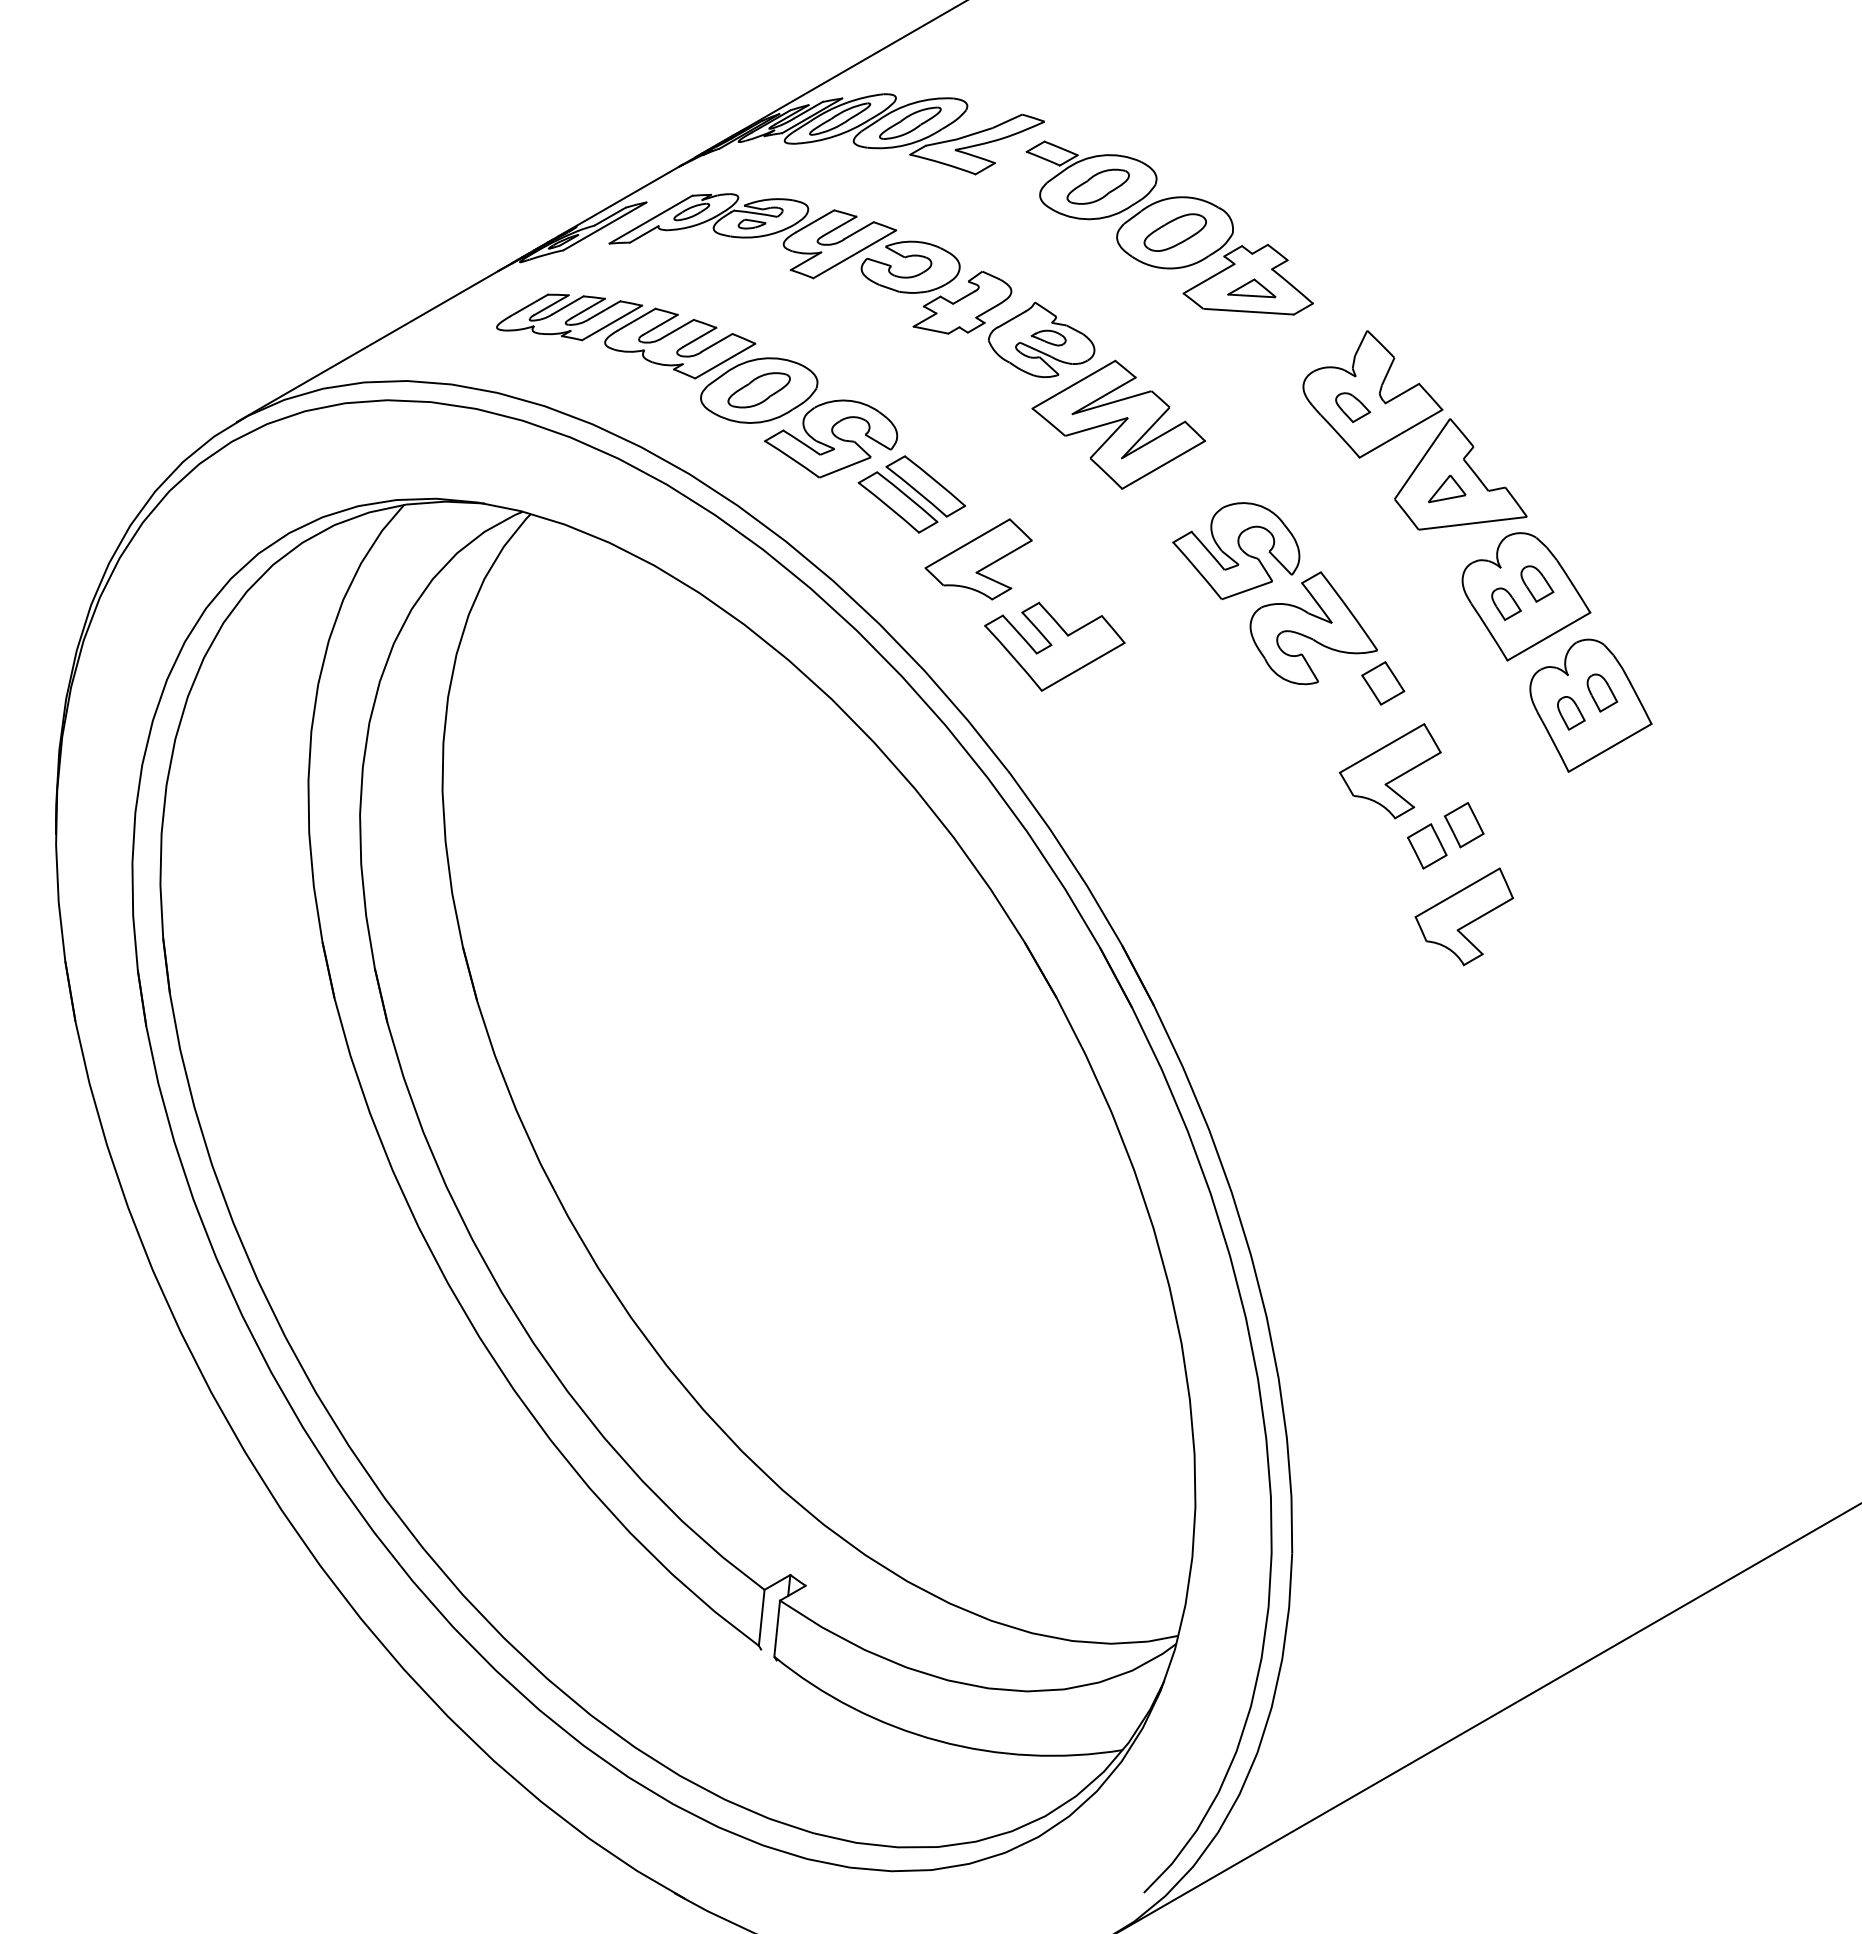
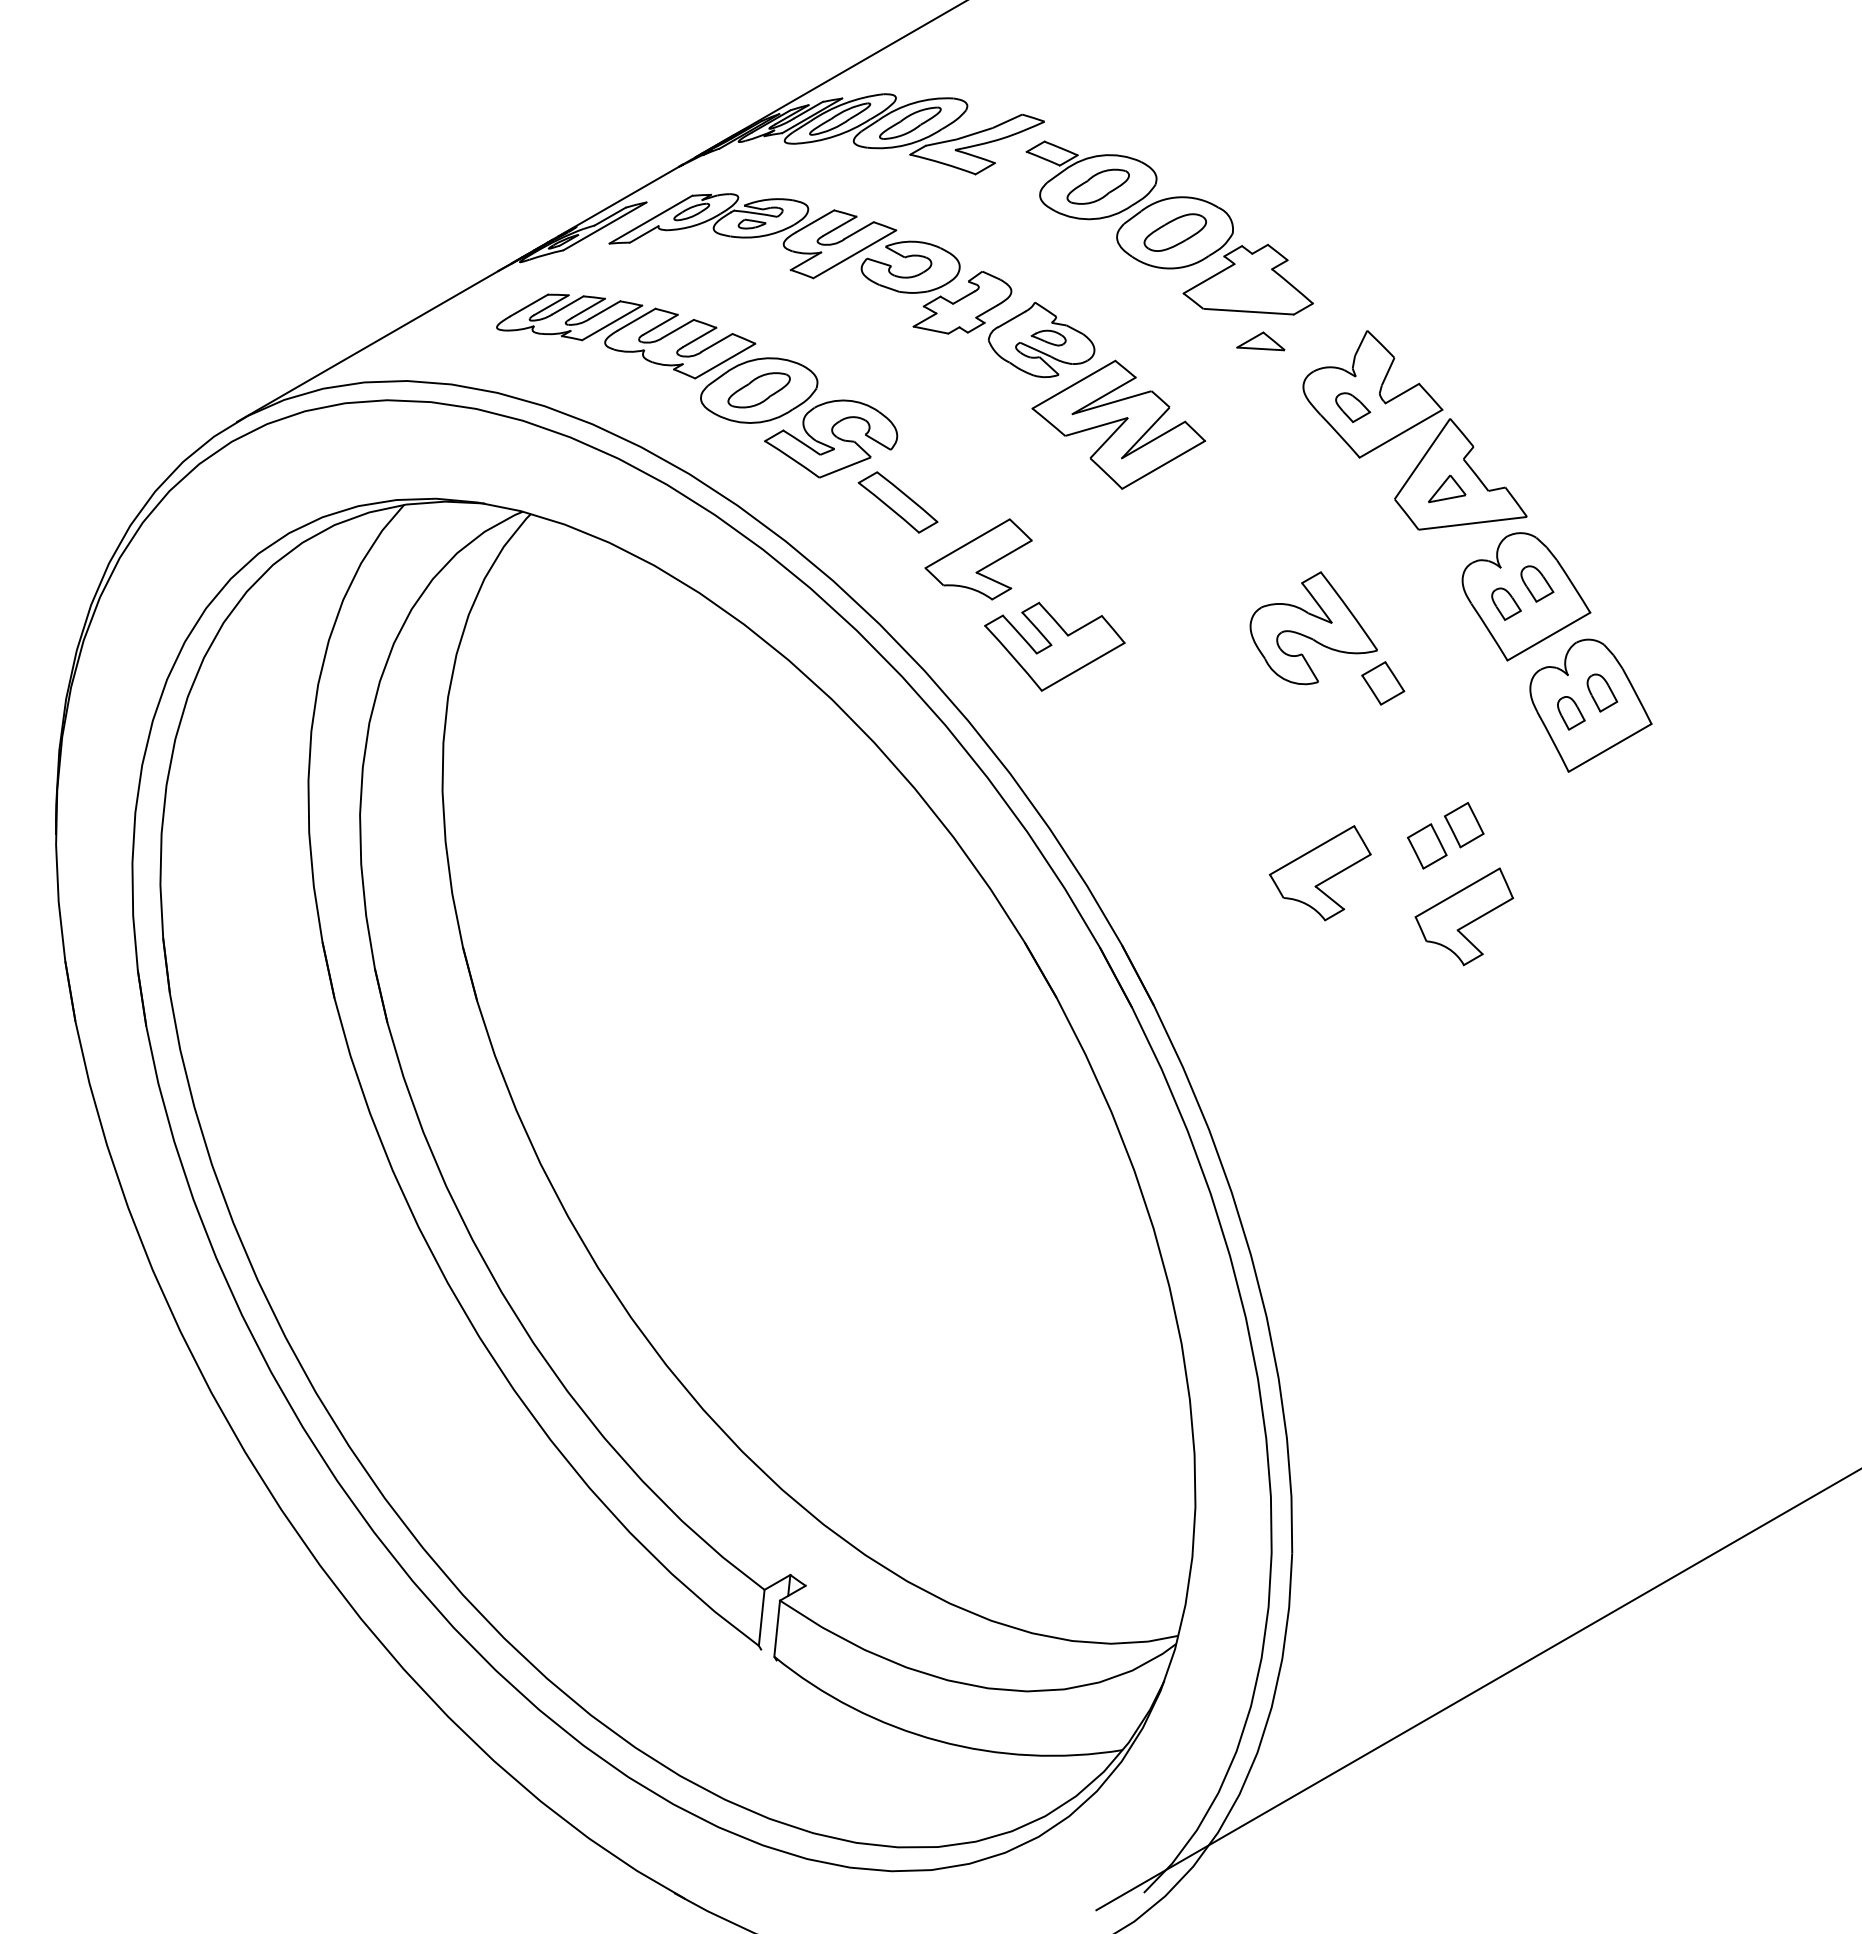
part position: (1251, 288) -> (1260, 341) (1260, 341)
part: present -> none (925, 486)
part: present -> none (1236, 551)
part position: (1390, 771) -> (1320, 873) (1320, 873)
line position: (1489, 1717) -> (1477, 1690) (1477, 1690)
